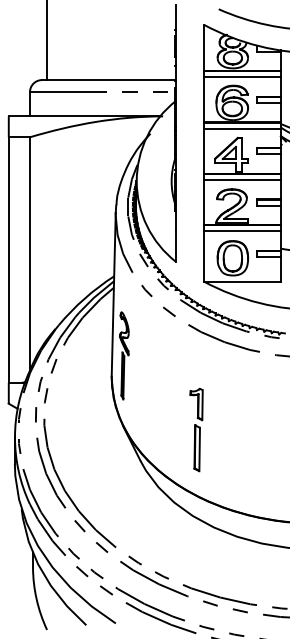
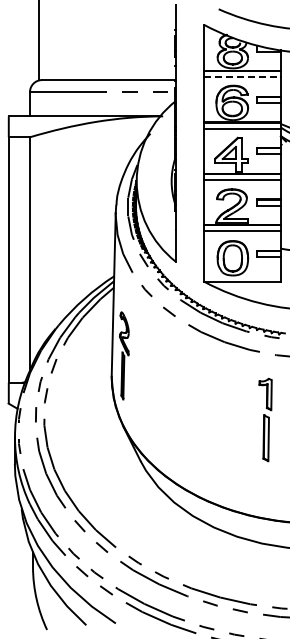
line position: (46, 41) -> (38, 41) (38, 41)
line: solid -> dashed (242, 77)
part position: (196, 429) -> (265, 419) (265, 419)
